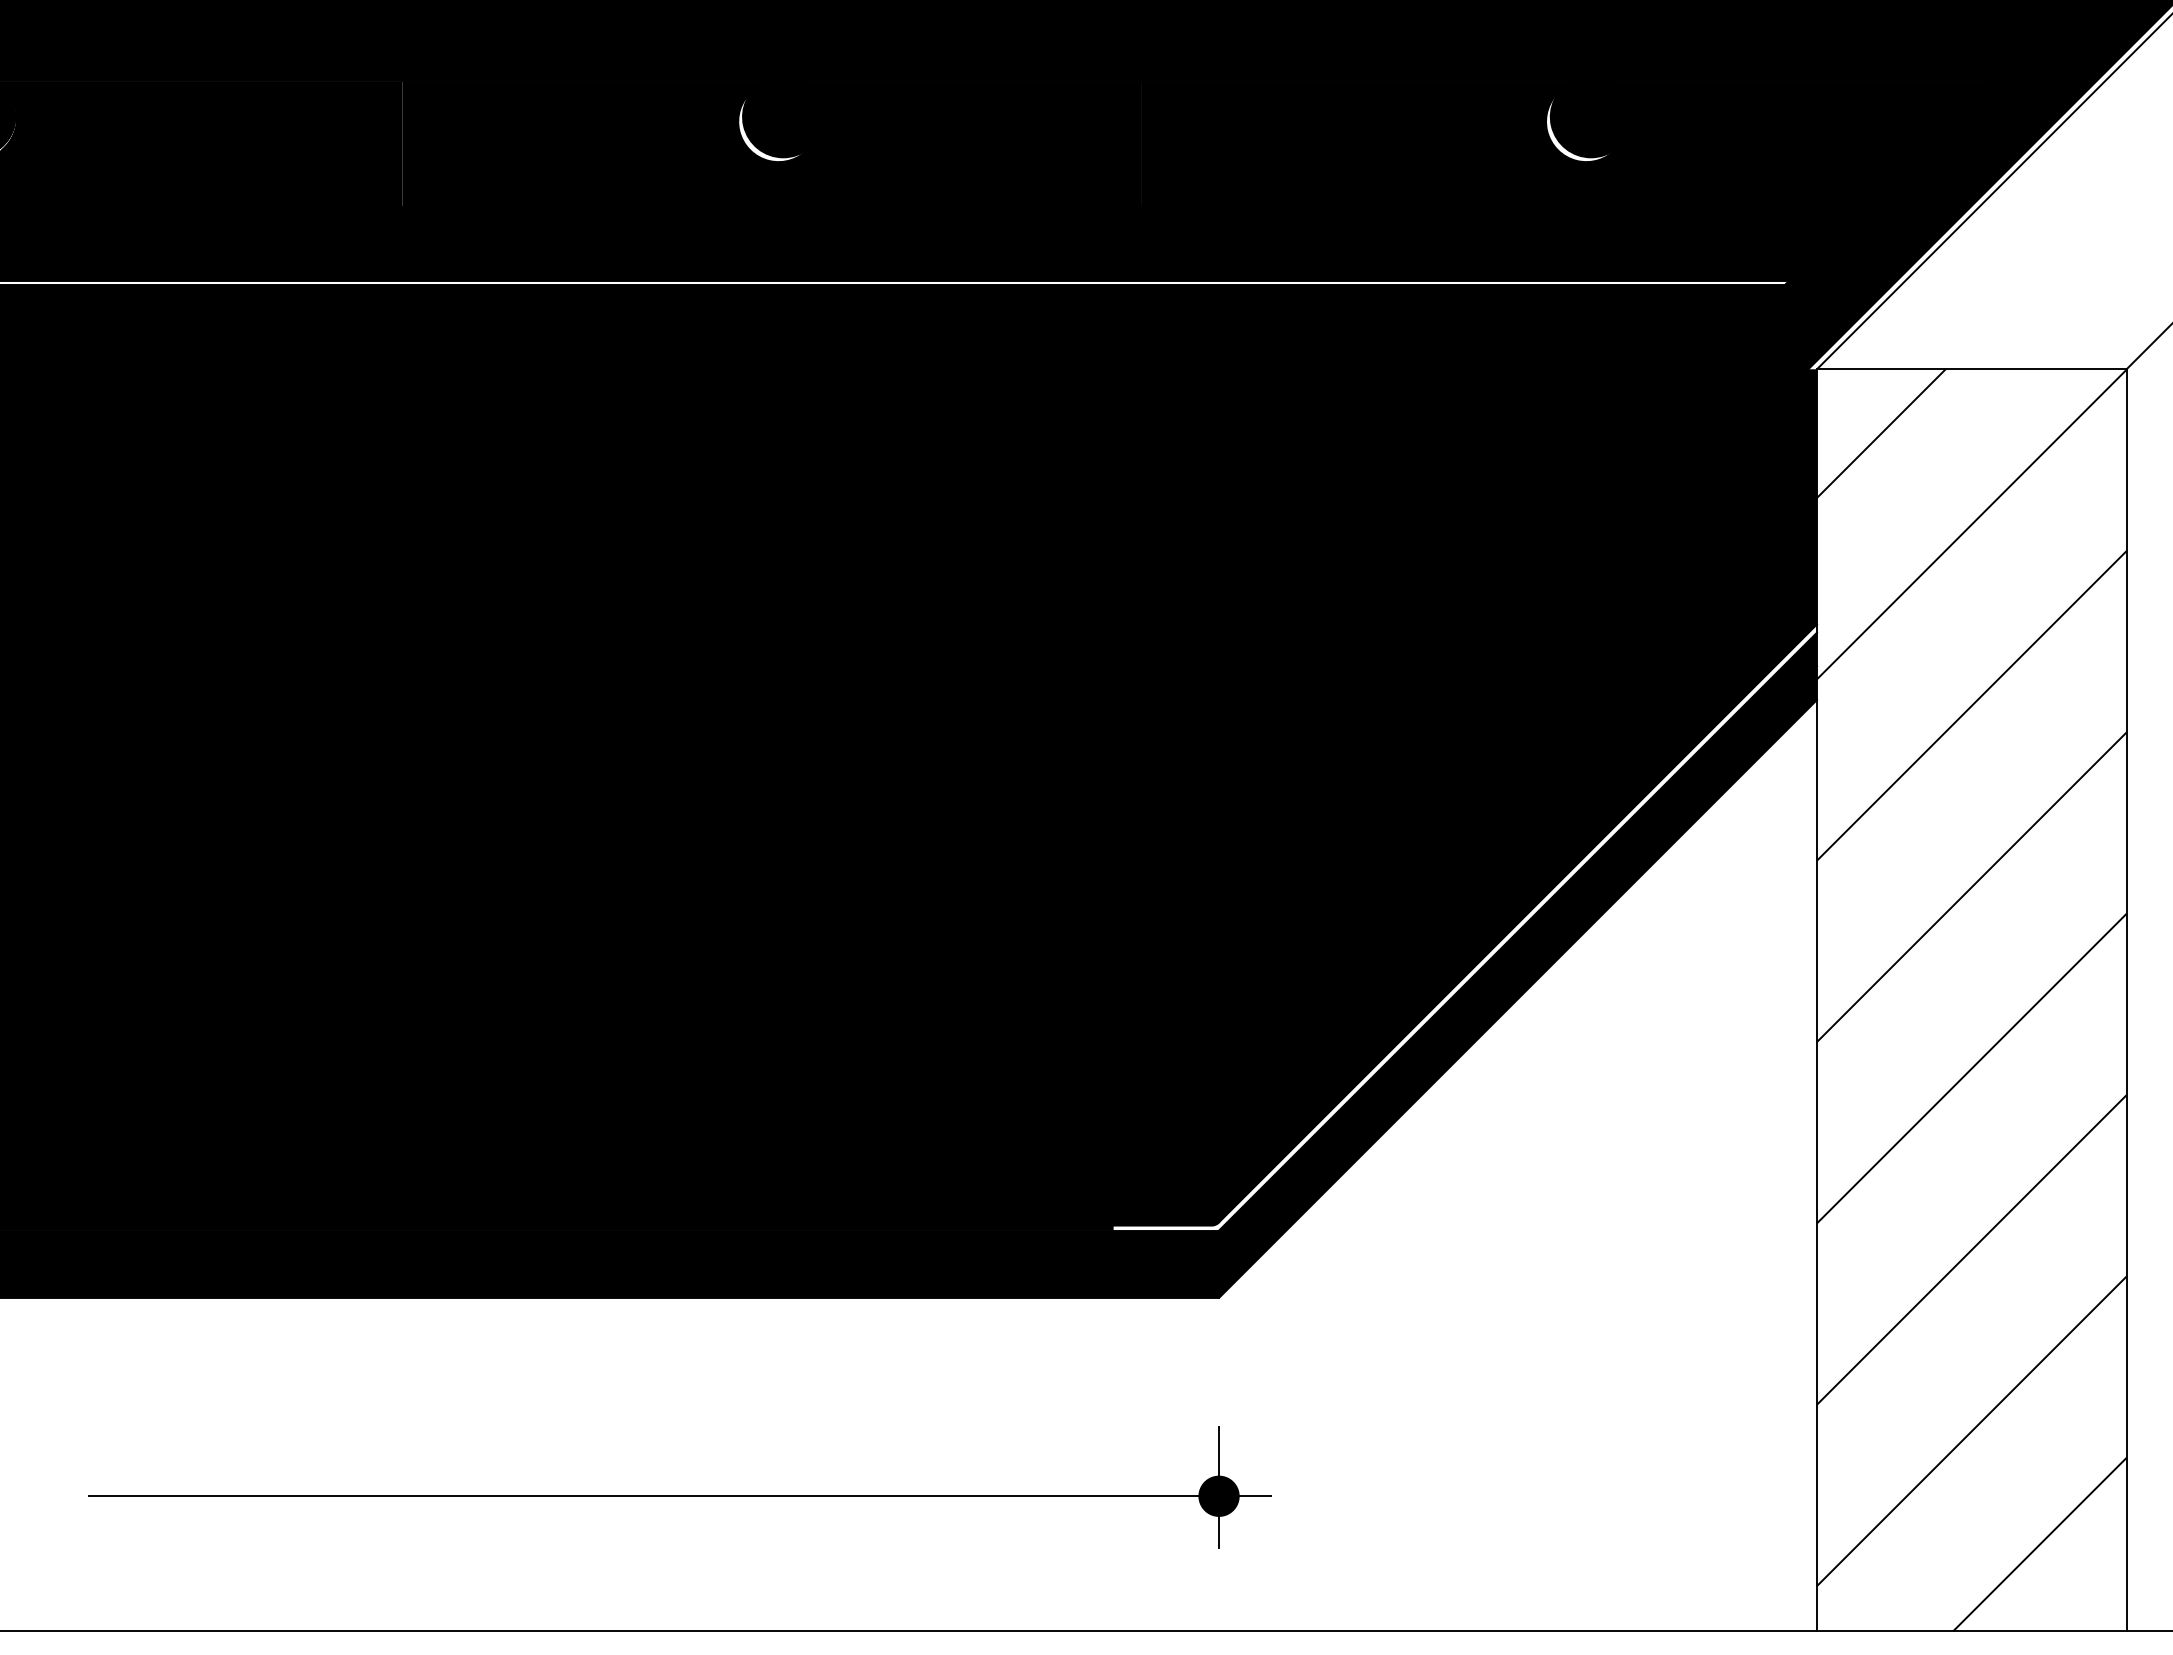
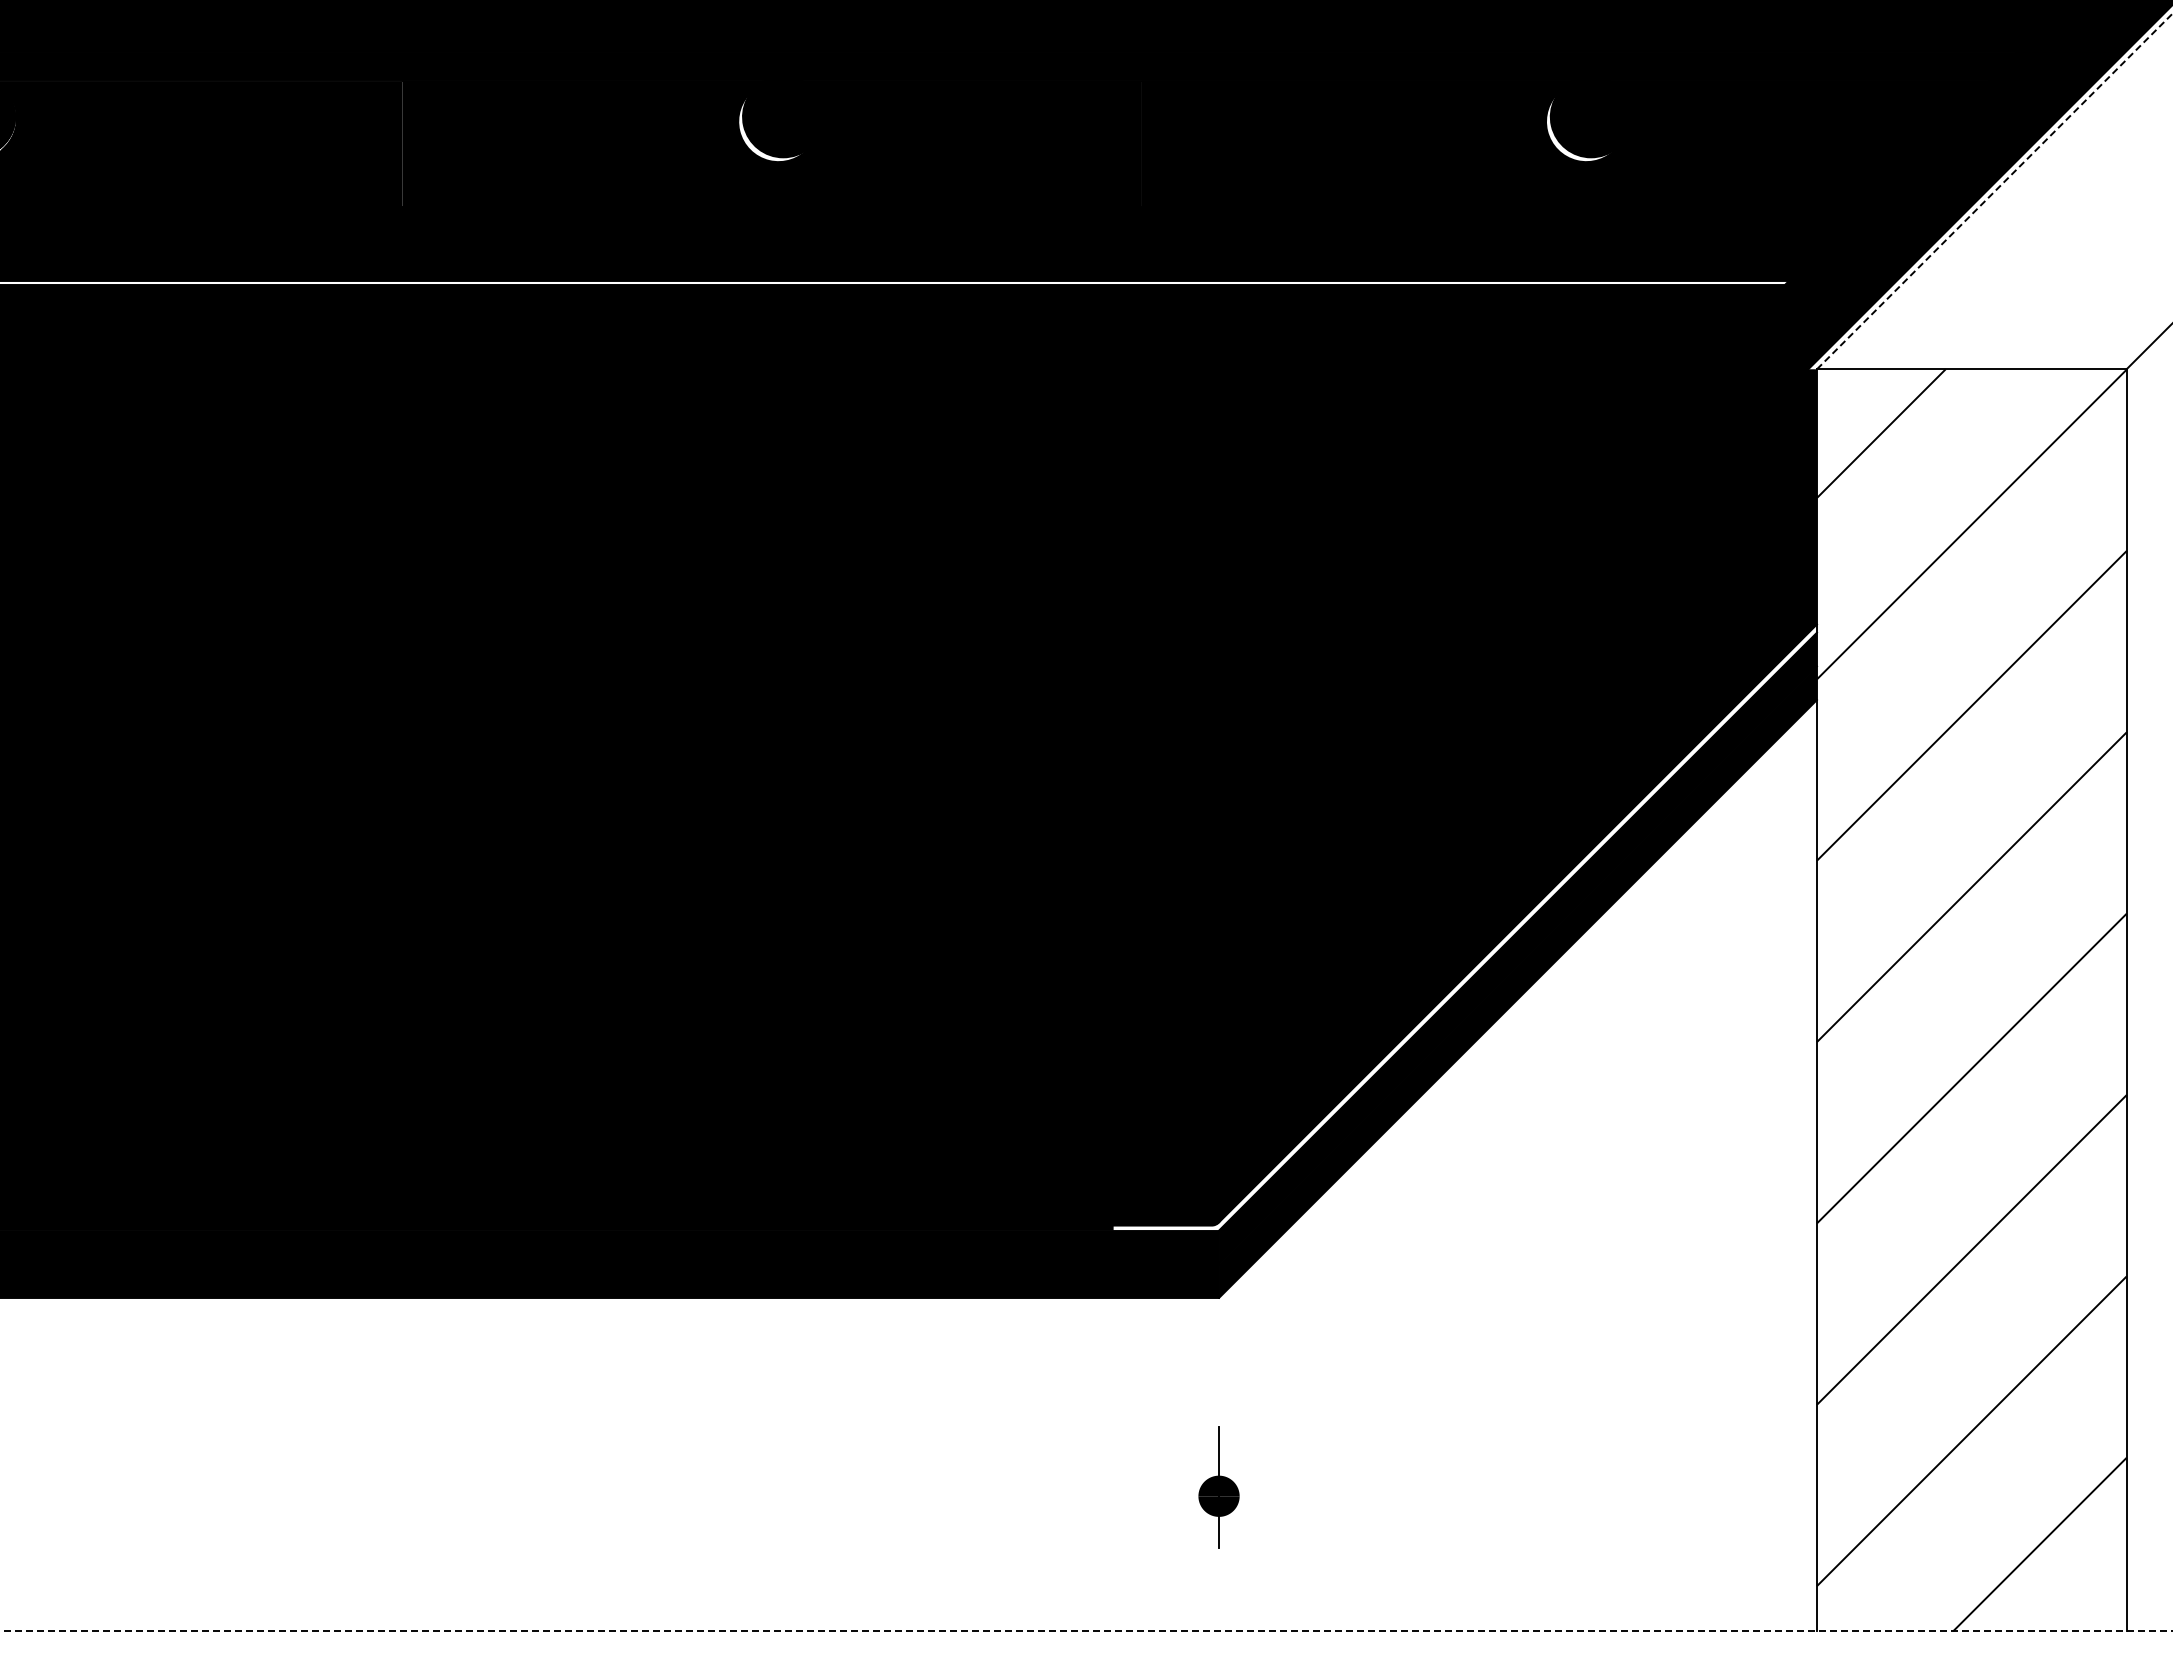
line: solid -> dashed (1995, 191)
line: present -> none (679, 1496)
line: solid -> dashed (1086, 1631)
